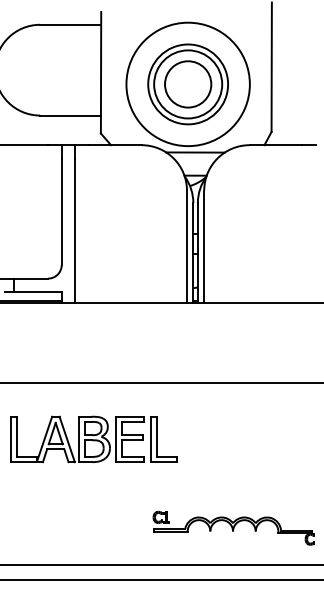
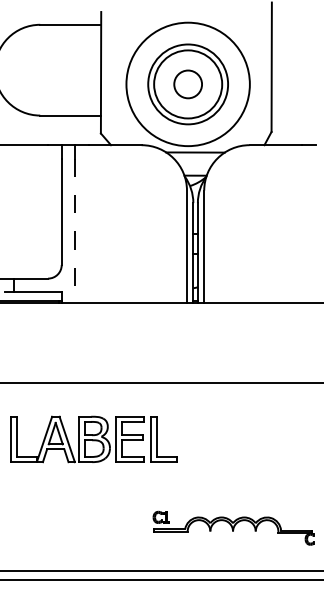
circle diameter: 46 px -> 28 px (188, 84)
line: solid -> dashed (75, 231)
line position: (161, 564) -> (161, 570) (161, 570)
